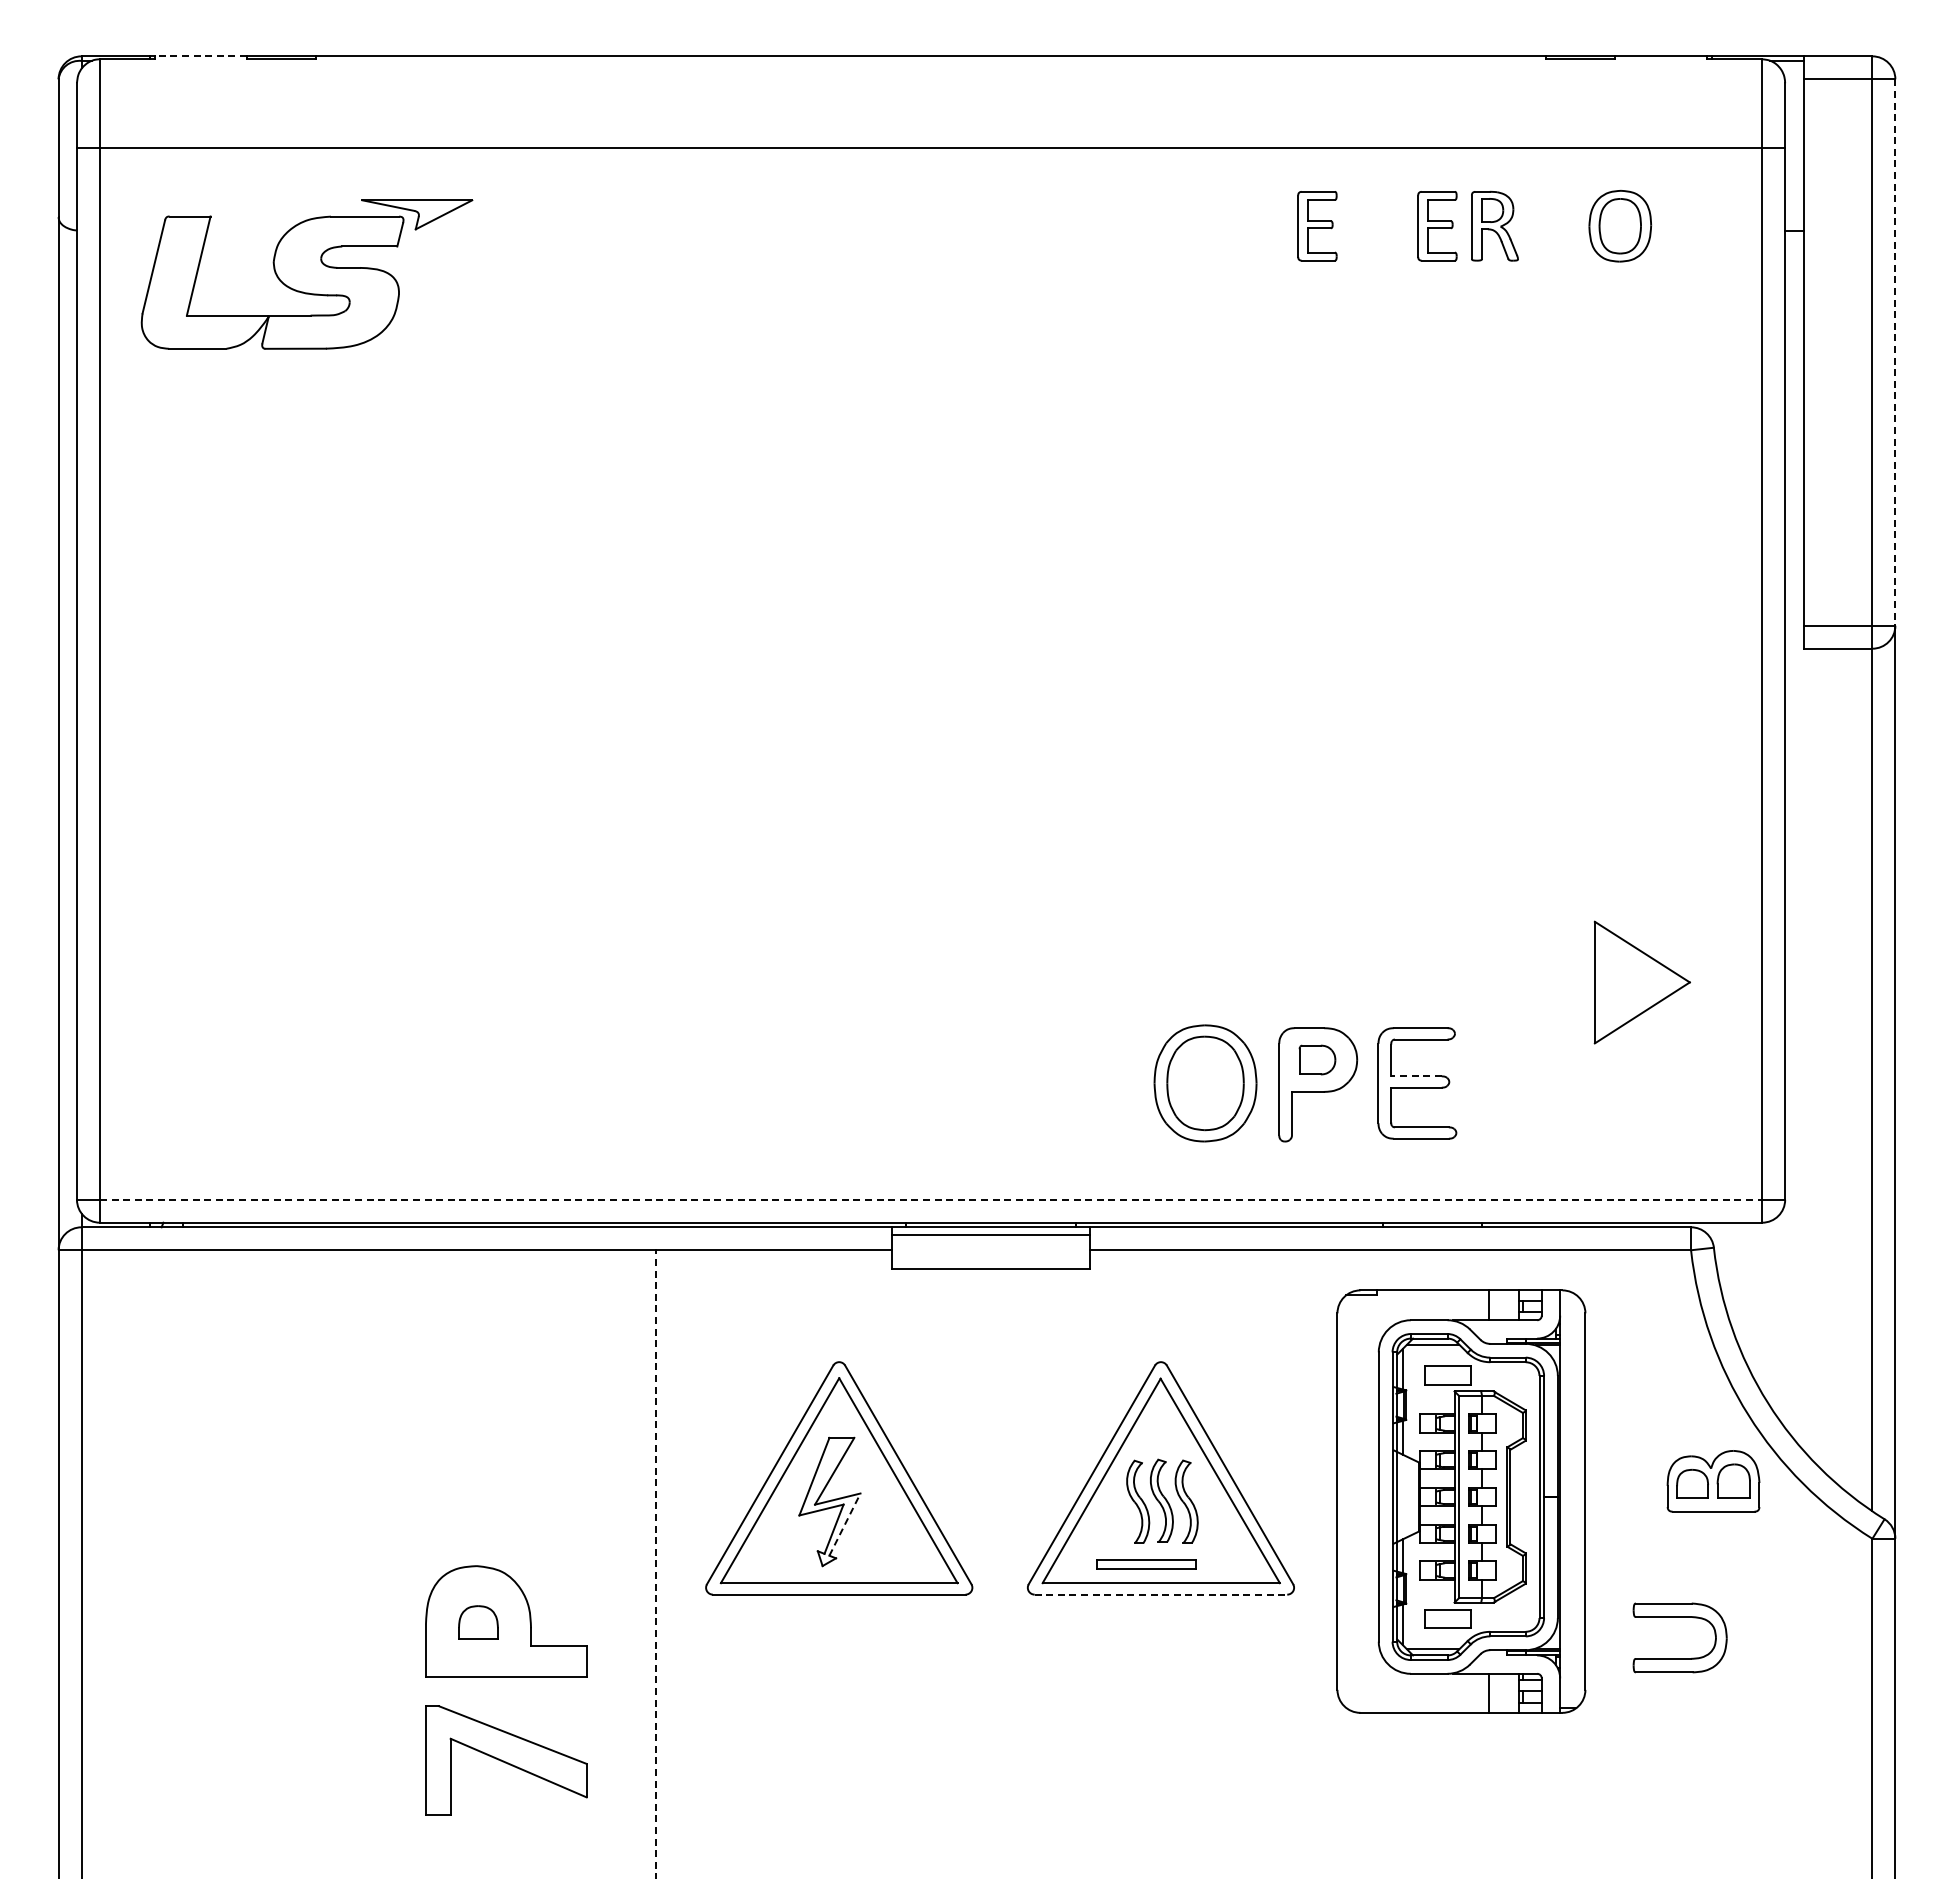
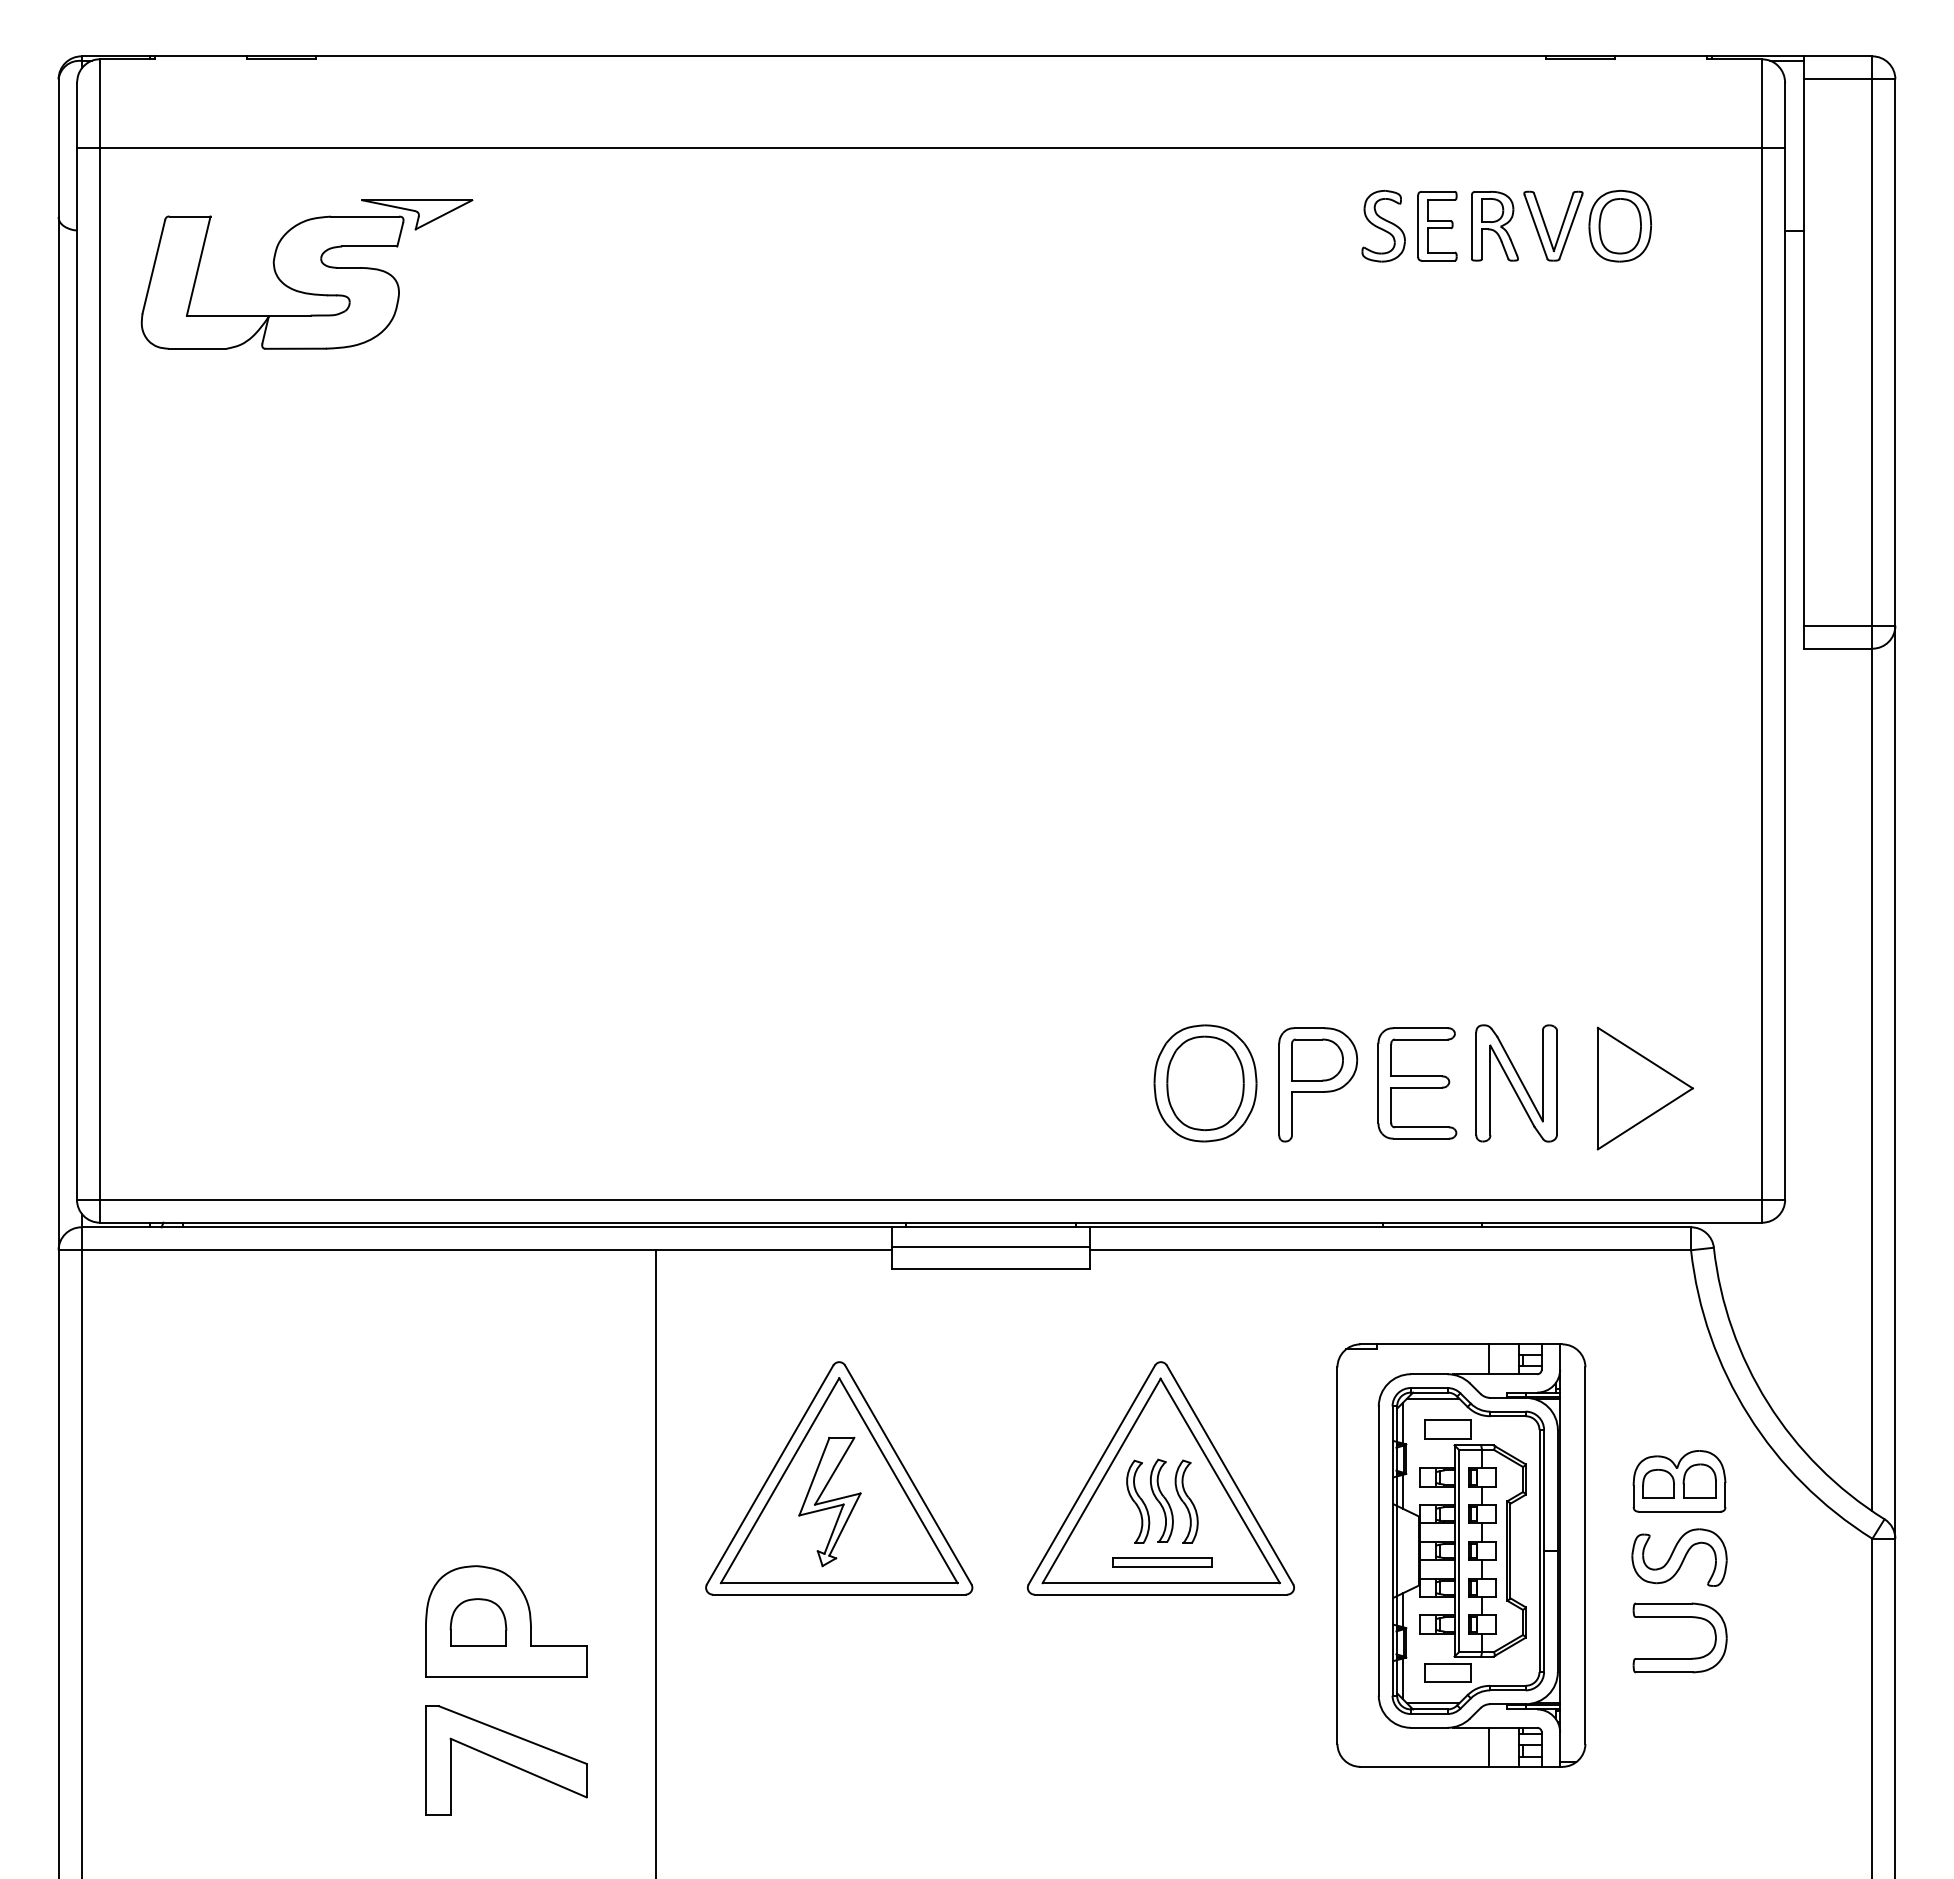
line: dashed -> solid (200, 56)
part: present -> none (1317, 226)
part: none -> present (1383, 226)
part: none -> present (1547, 228)
line: dashed -> solid (1895, 353)
part position: (1641, 982) -> (1644, 1088) (1644, 1088)
part size: 39x32 px -> 53x44 px (1317, 1059)
line: dashed -> solid (1416, 1076)
part: none -> present (1516, 1083)
line: dashed -> solid (931, 1199)
line position: (990, 1234) -> (990, 1246) (990, 1246)
part position: (1713, 1481) -> (1679, 1481) (1679, 1481)
part position: (1461, 1501) -> (1461, 1555) (1461, 1555)
line: dashed -> solid (844, 1524)
part: none -> present (1679, 1557)
line: dashed -> solid (655, 1564)
part position: (1146, 1564) -> (1162, 1562) (1162, 1562)
line: dashed -> solid (1161, 1594)
part size: 41x35 px -> 59x49 px (478, 1622)
